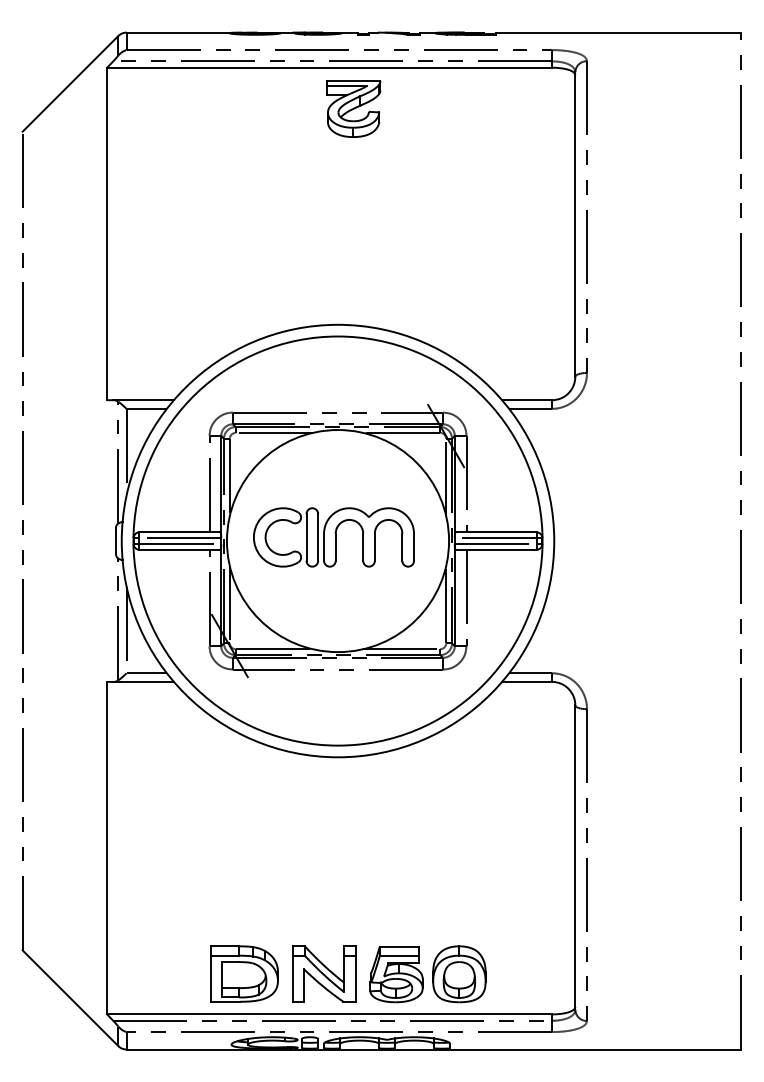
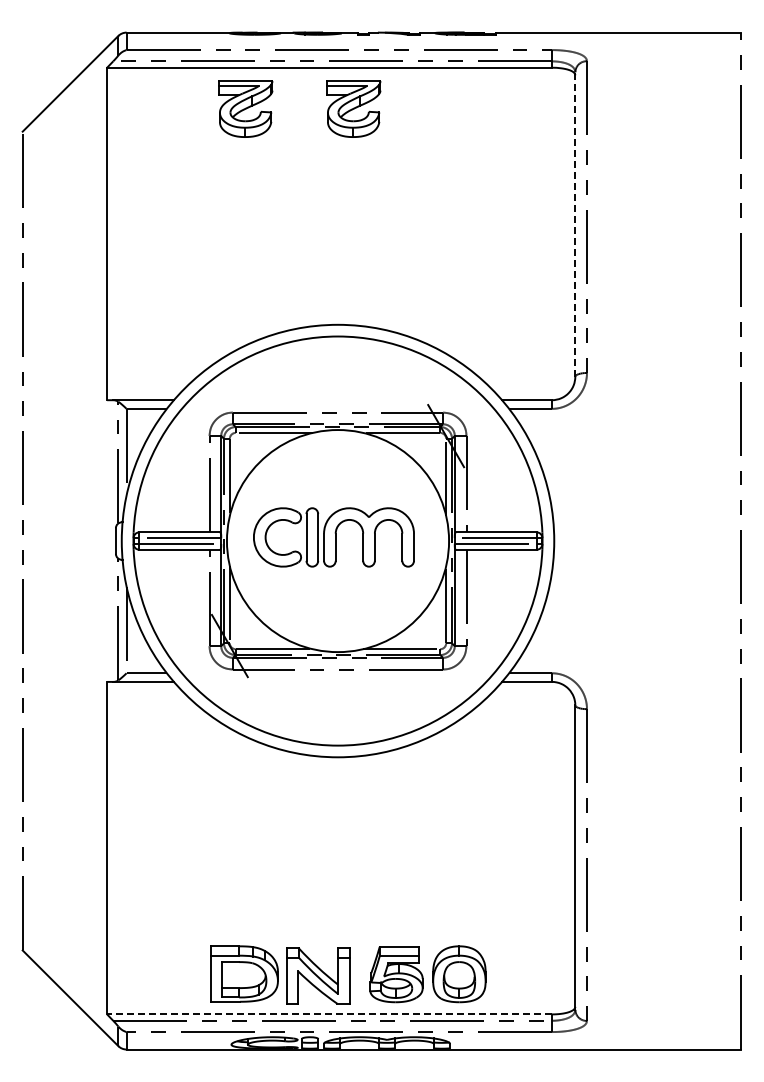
part: none -> present (245, 108)
line: solid -> dashed (575, 224)
part position: (324, 973) -> (318, 975) (318, 975)
line: solid -> dashed (329, 1014)
